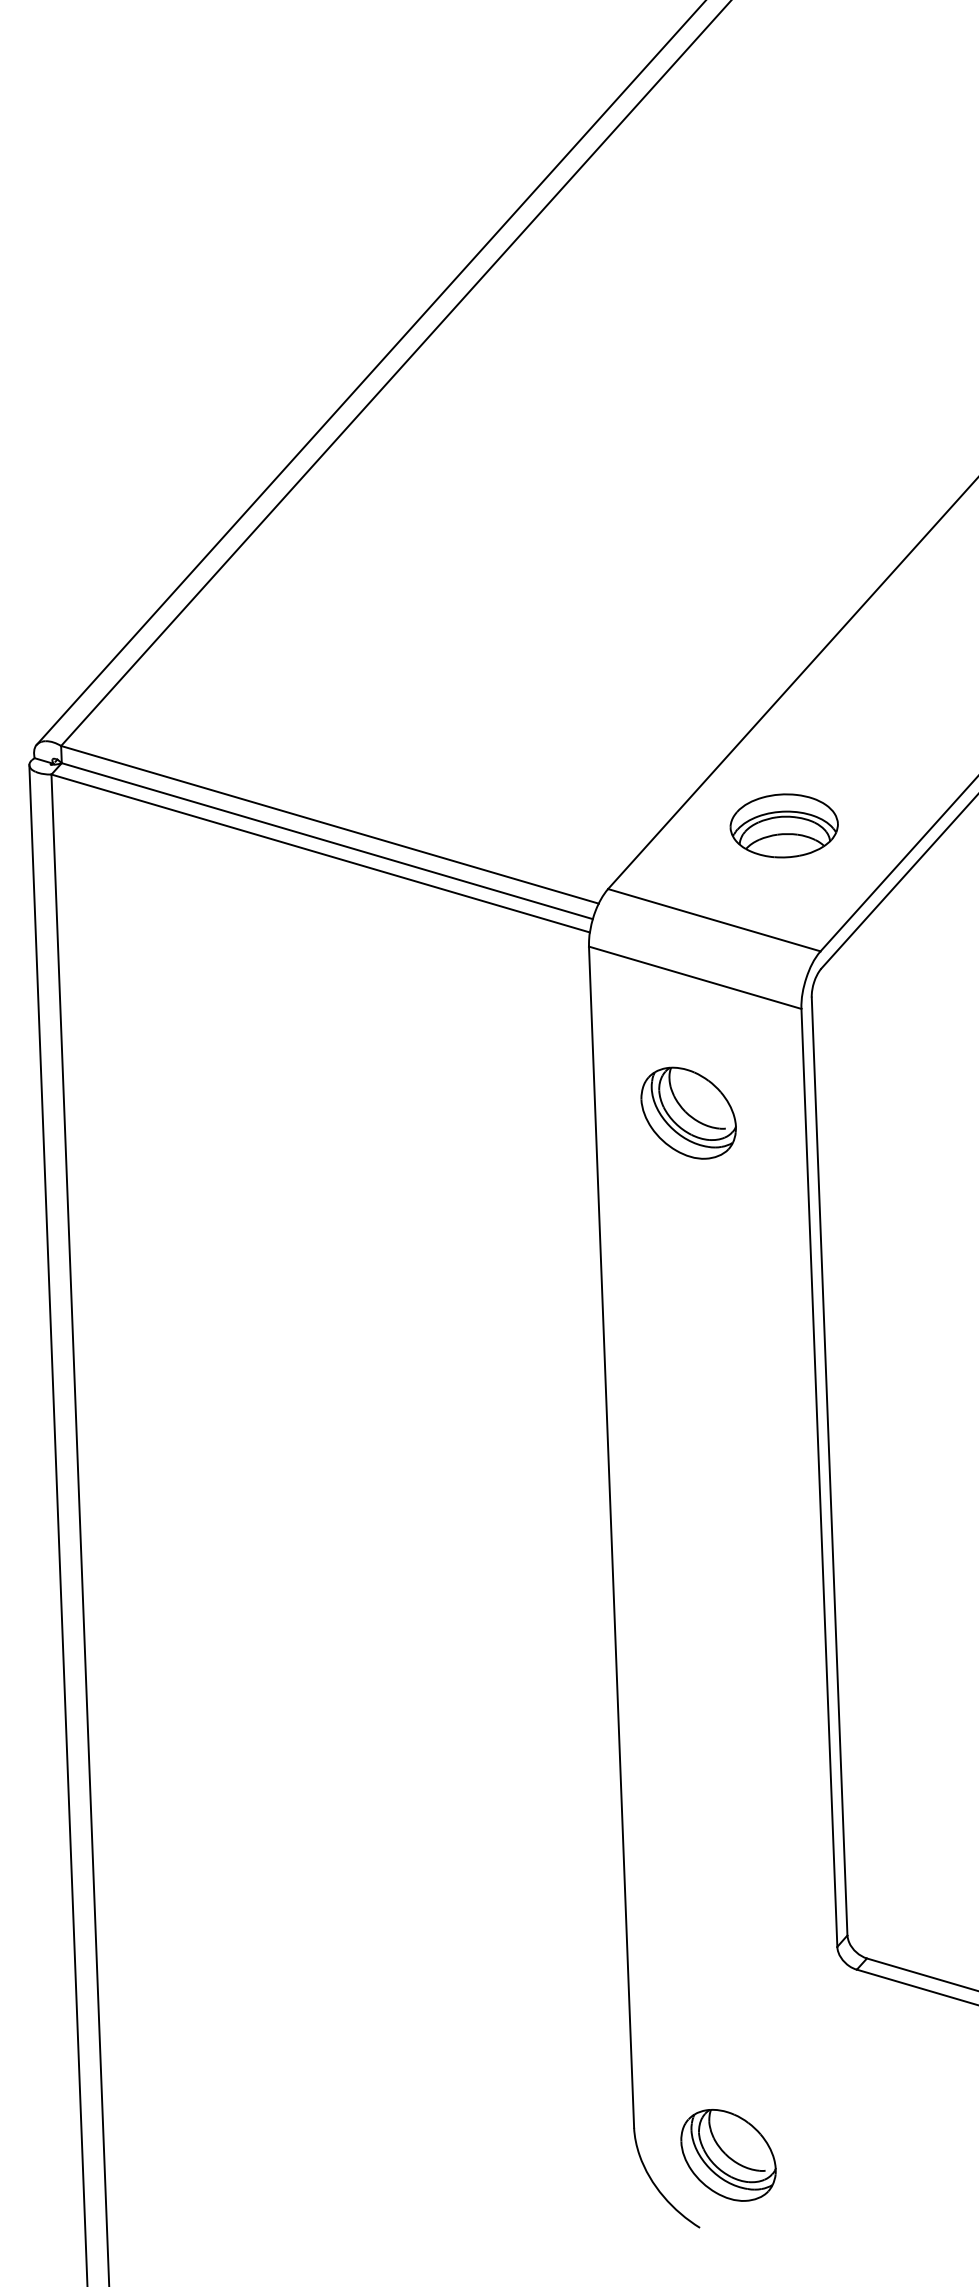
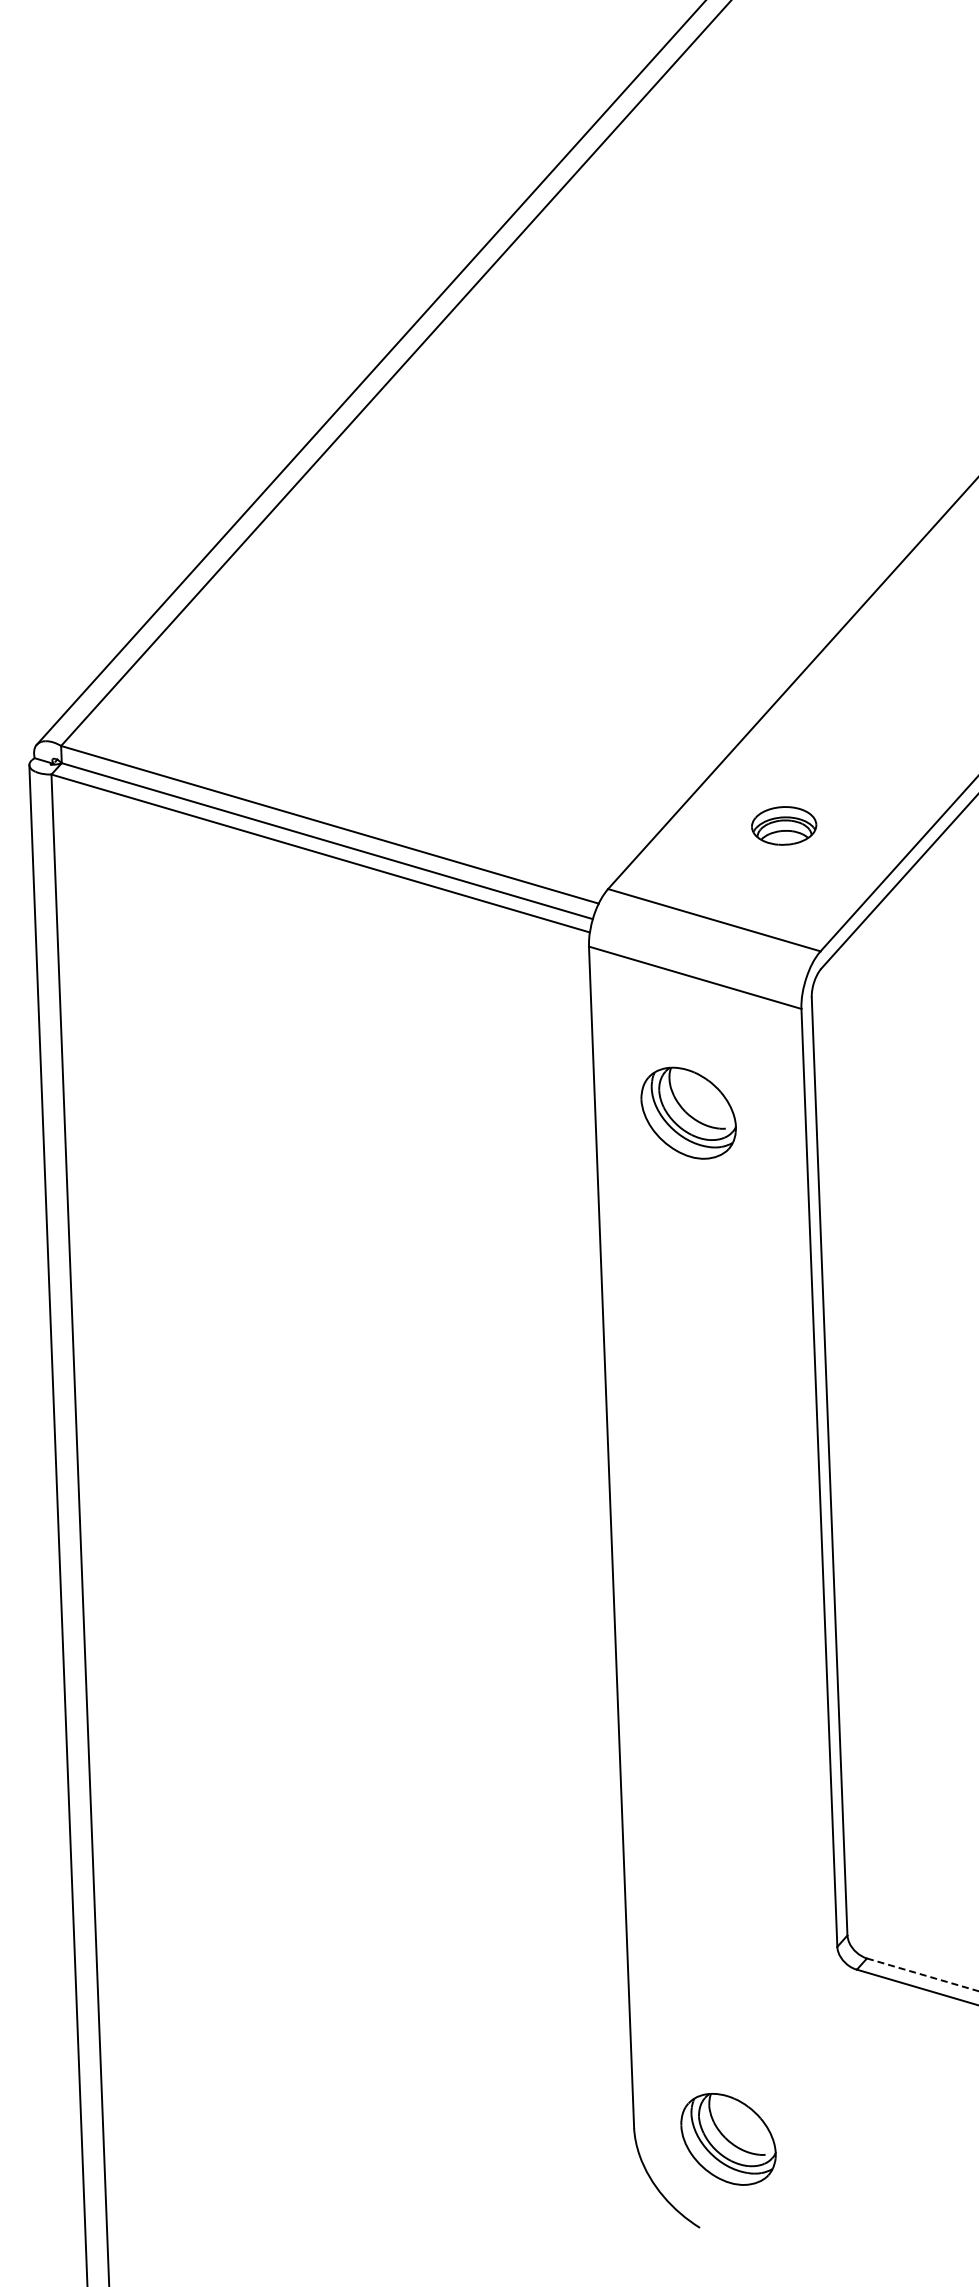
part size: 110x66 px -> 67x40 px (784, 825)
line: solid -> dashed (922, 1974)
part position: (728, 2155) -> (728, 2139) (728, 2139)
